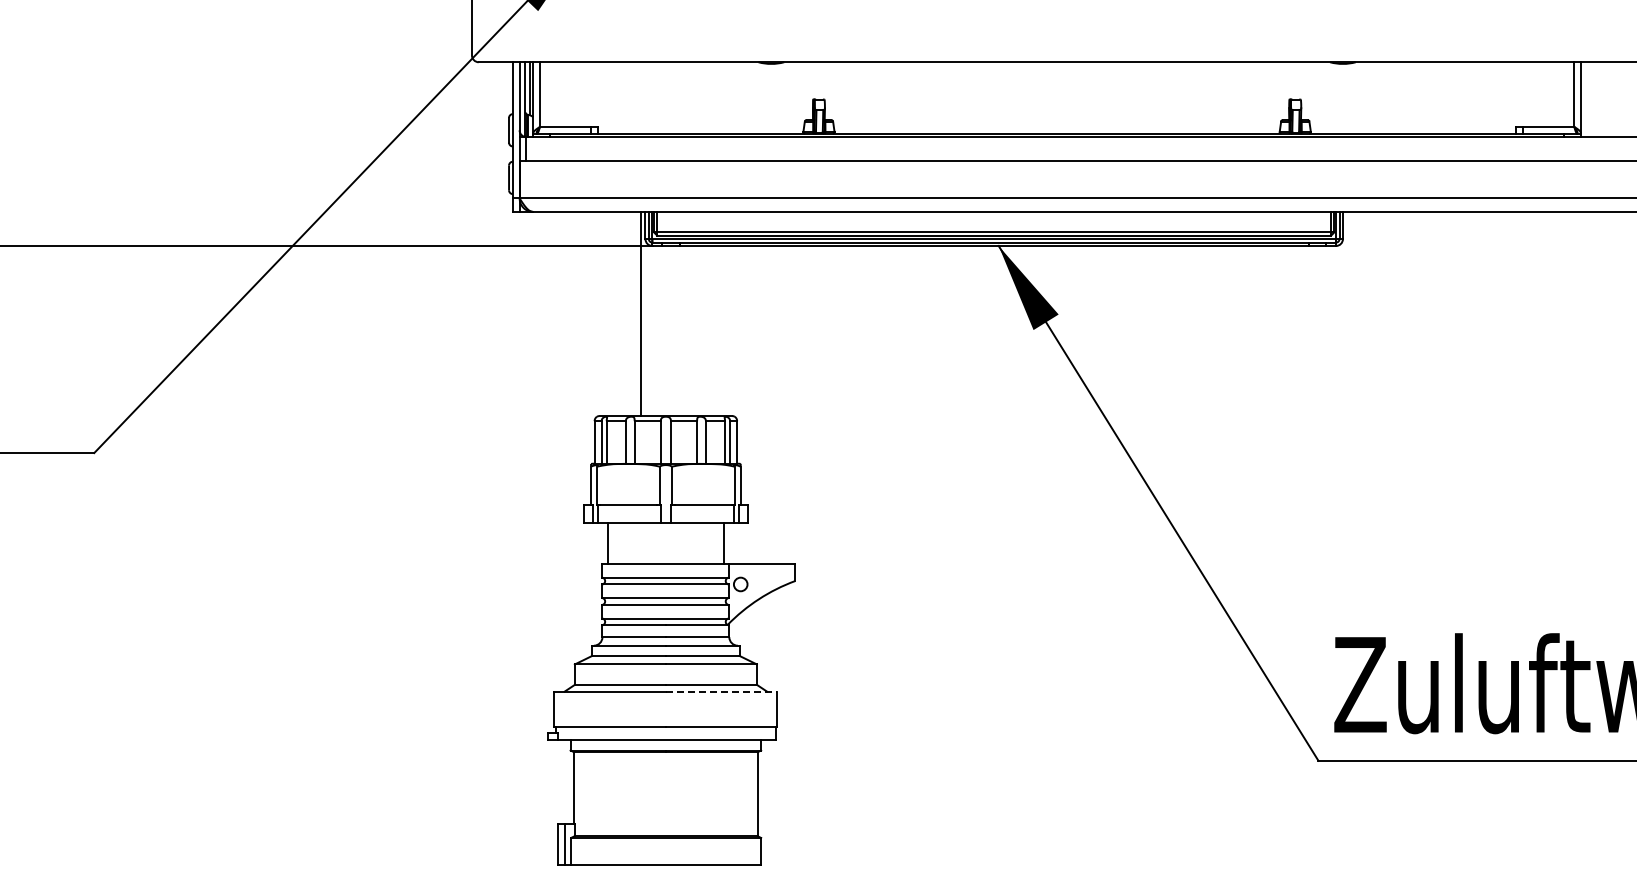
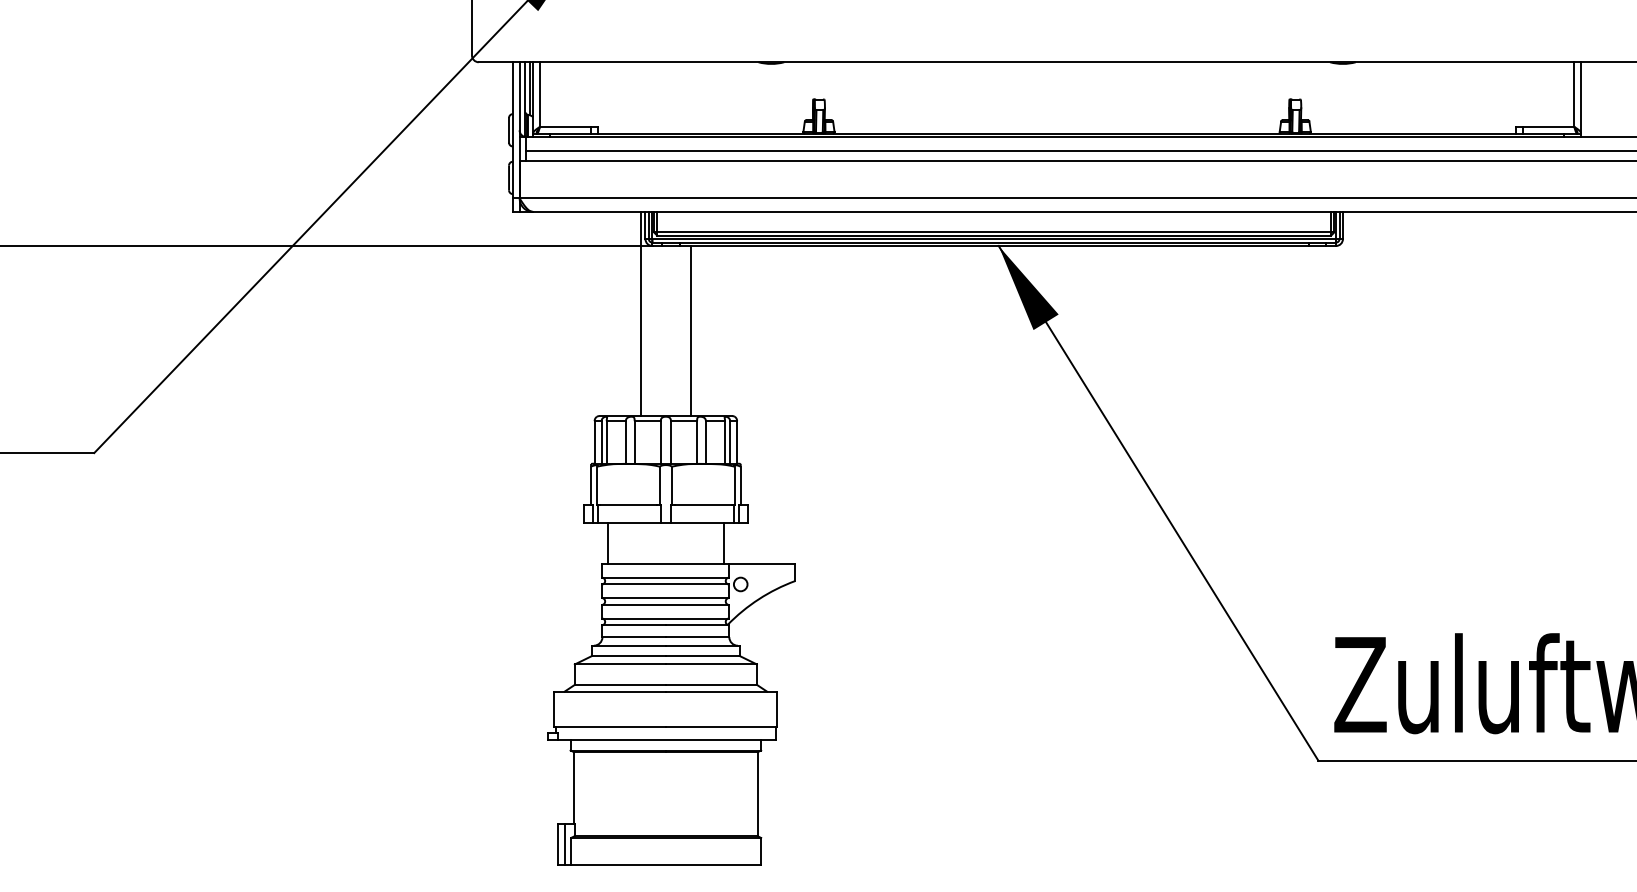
line: none -> present (1079, 150)
line: none -> present (690, 330)
line: dashed -> solid (721, 691)
